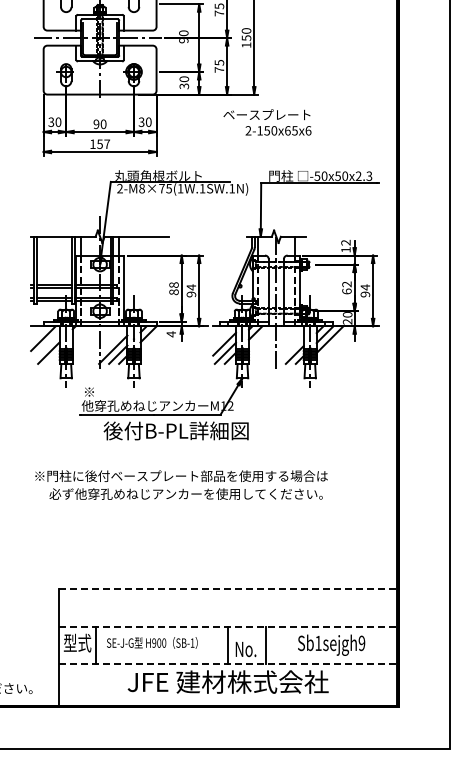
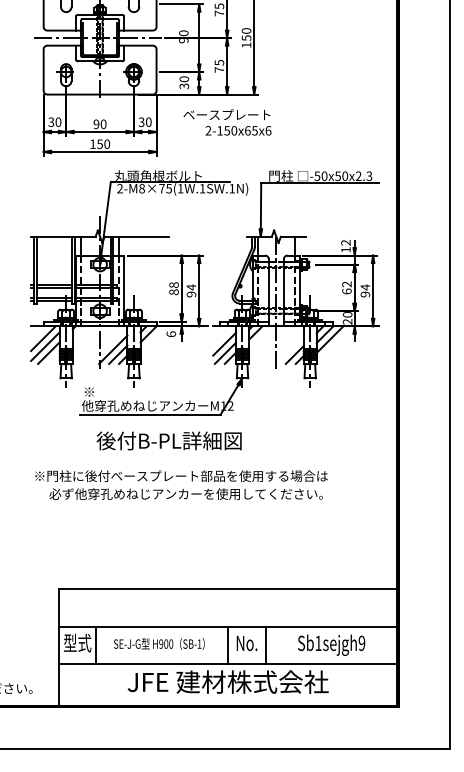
text position: (267, 122) -> (227, 122) (227, 122)
text: 157 -> 150 (107, 144)
text: 4 -> 6 (171, 334)
line: none -> present (45, 346)
text position: (175, 430) -> (168, 440) (168, 440)
line: dashed -> solid (228, 588)
line: dashed -> solid (228, 626)
text position: (152, 642) -> (159, 643) (159, 643)
text position: (245, 649) -> (246, 643) (246, 643)
line: dashed -> solid (228, 664)
